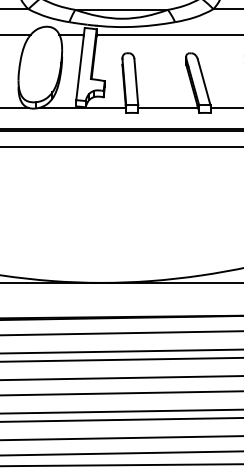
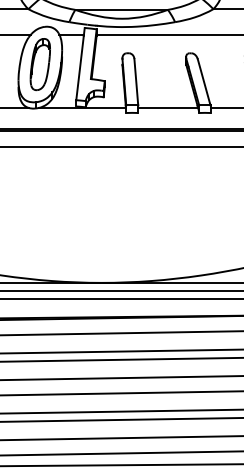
part: none -> present (39, 64)
line: none -> present (121, 290)
line: none -> present (121, 298)
